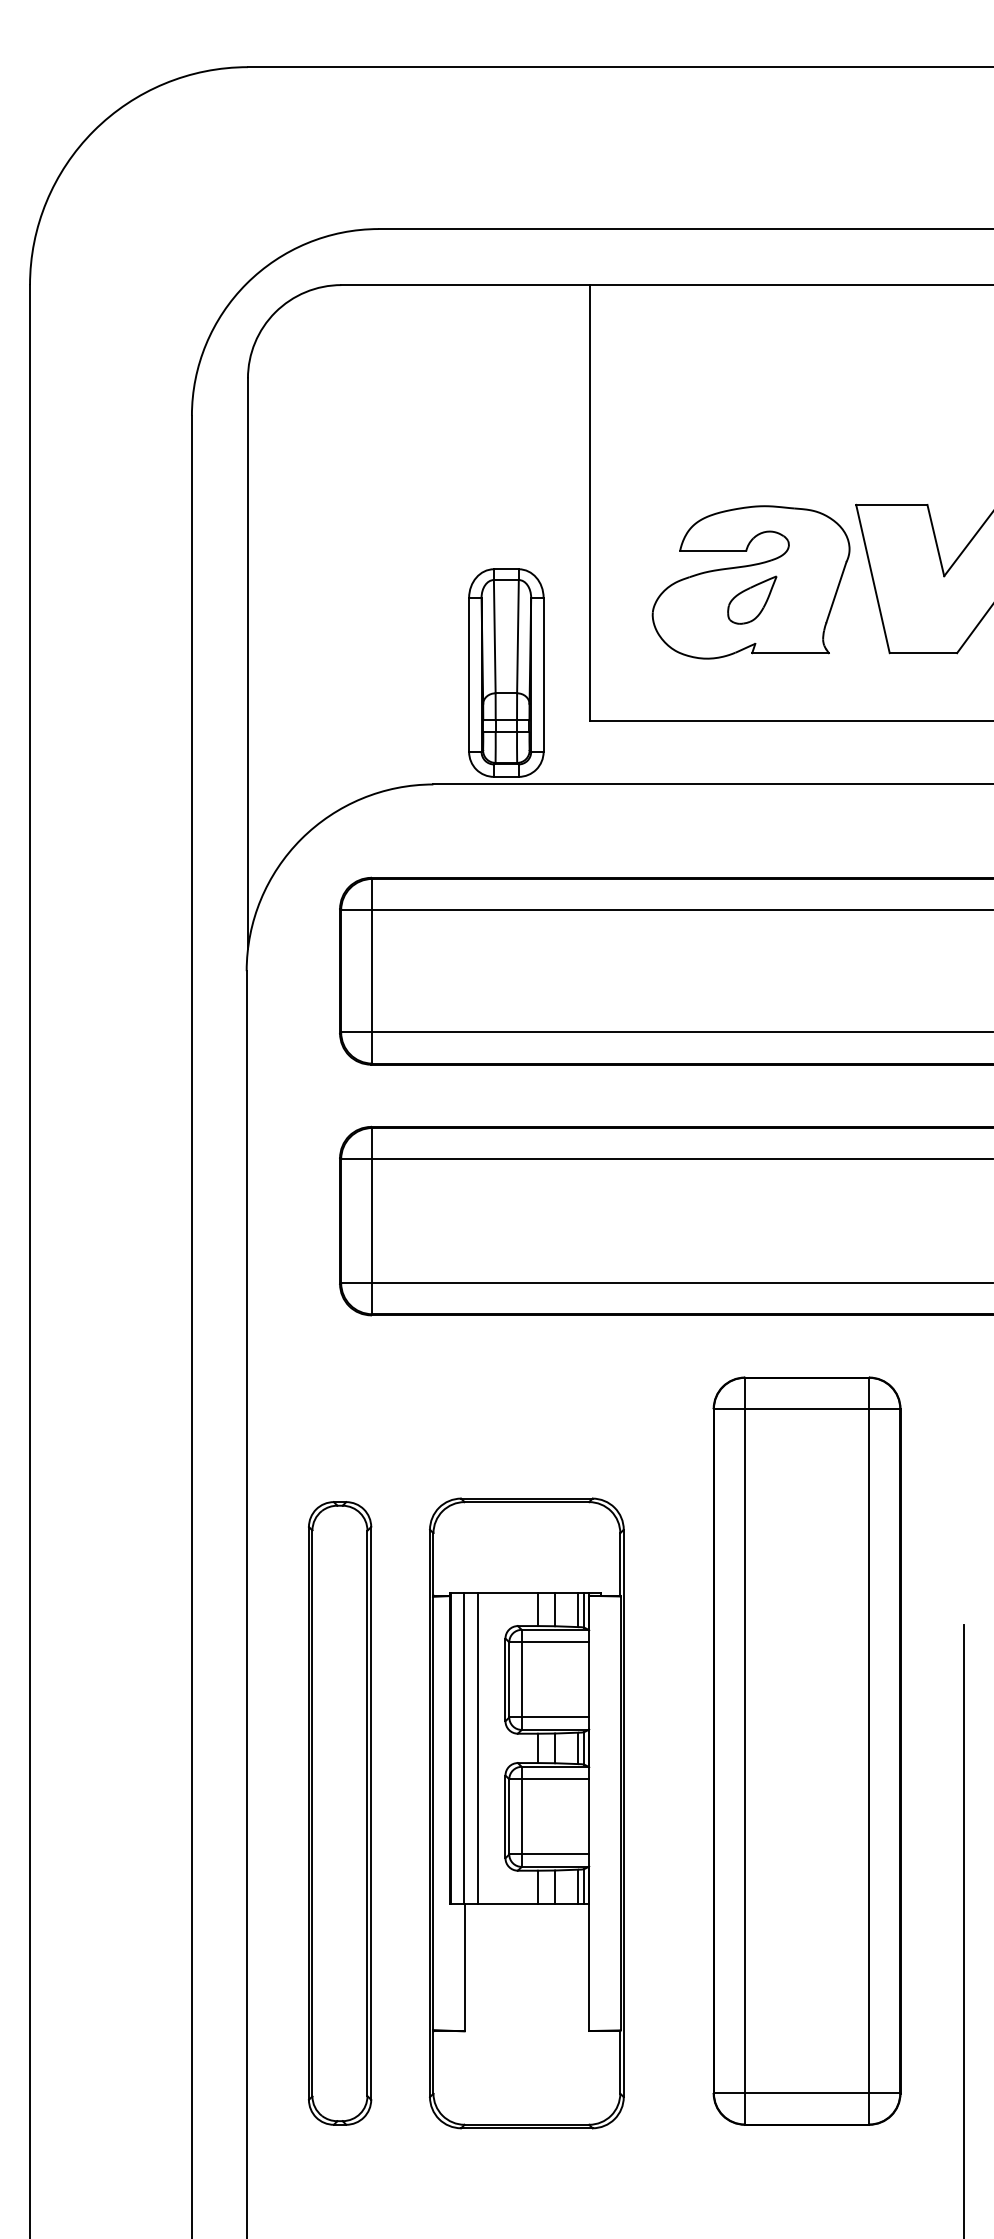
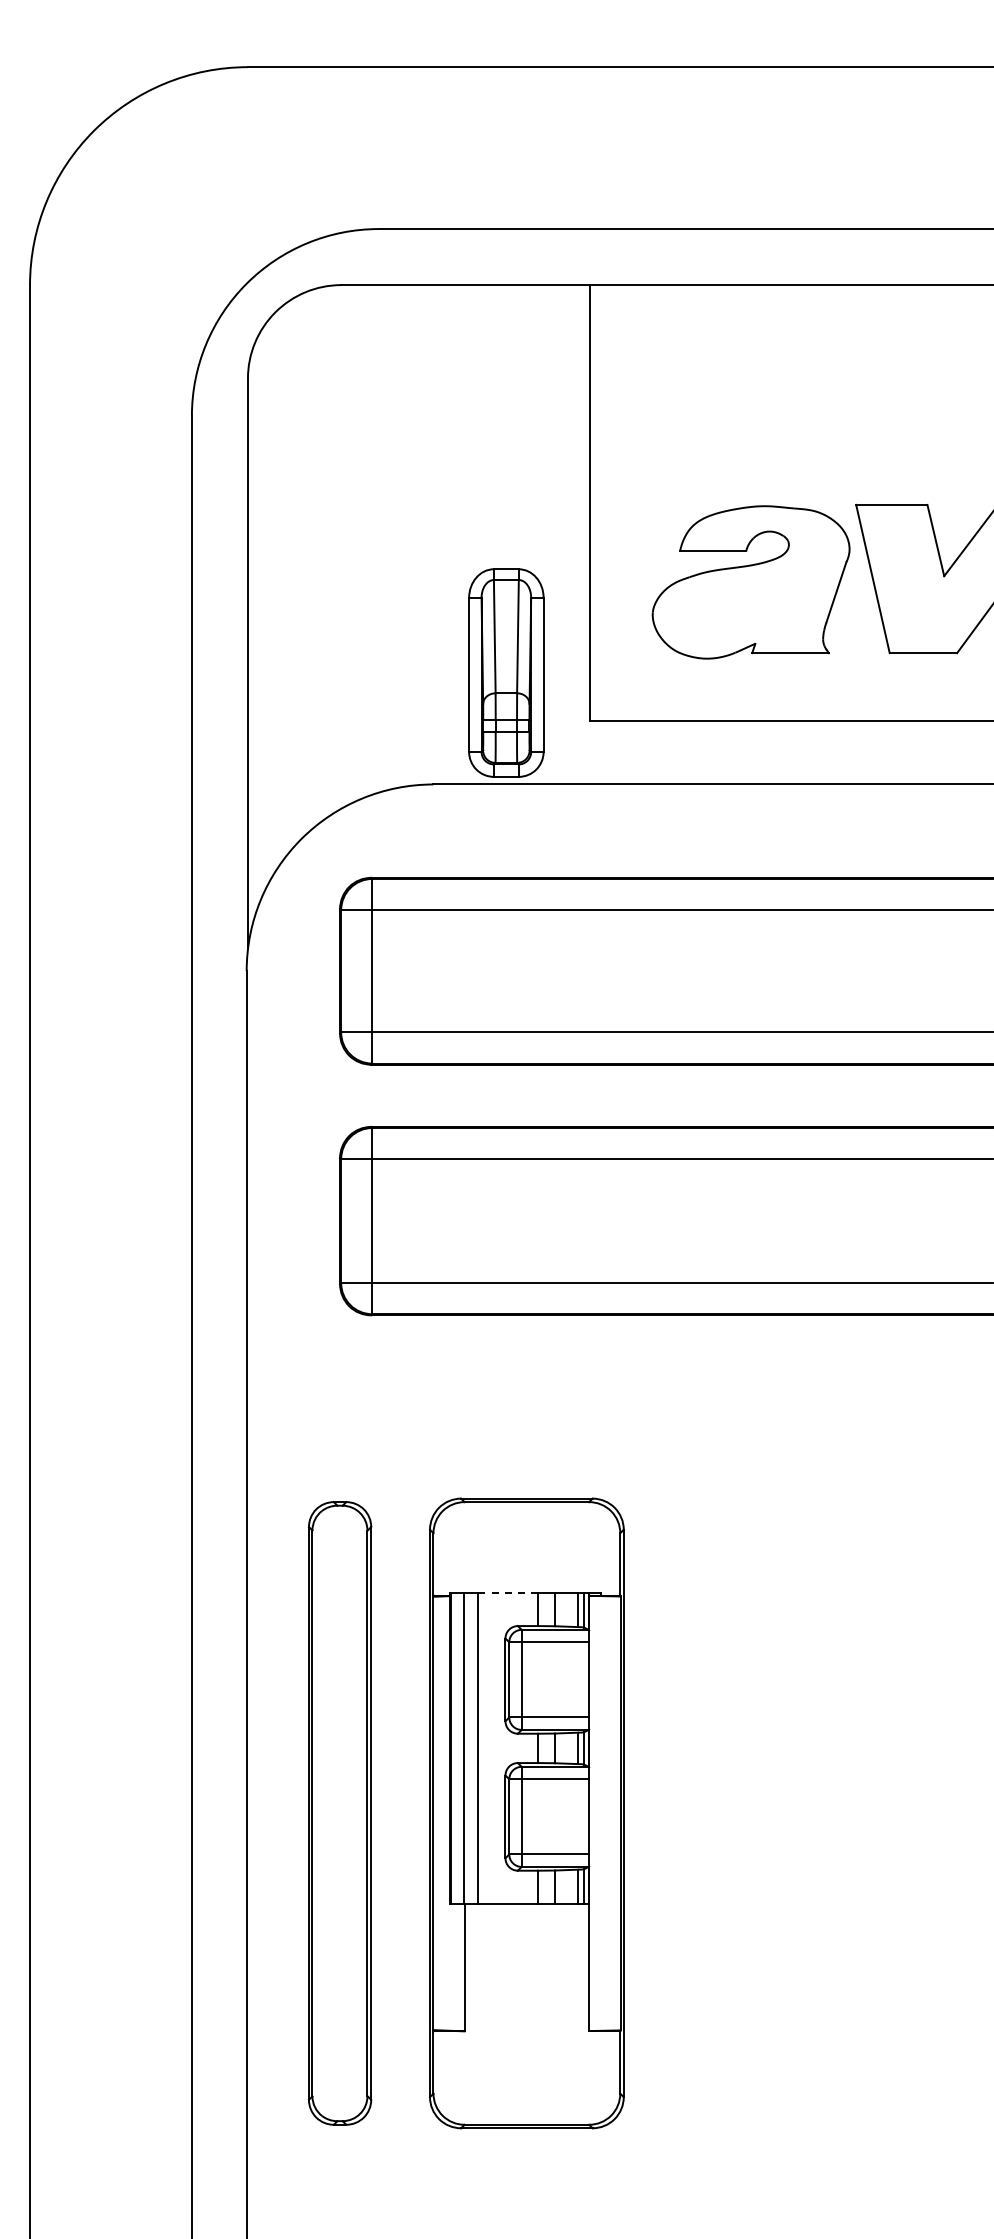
part: present -> none (752, 599)
line: solid -> dashed (508, 1592)
part: present -> none (806, 1750)
line: present -> none (963, 1929)
